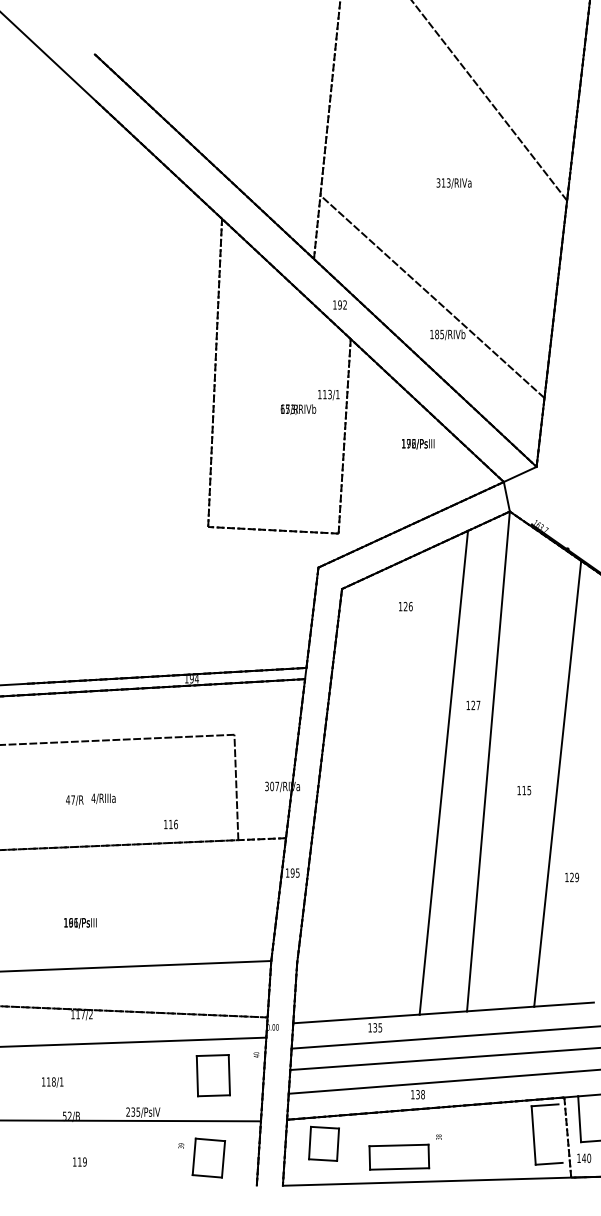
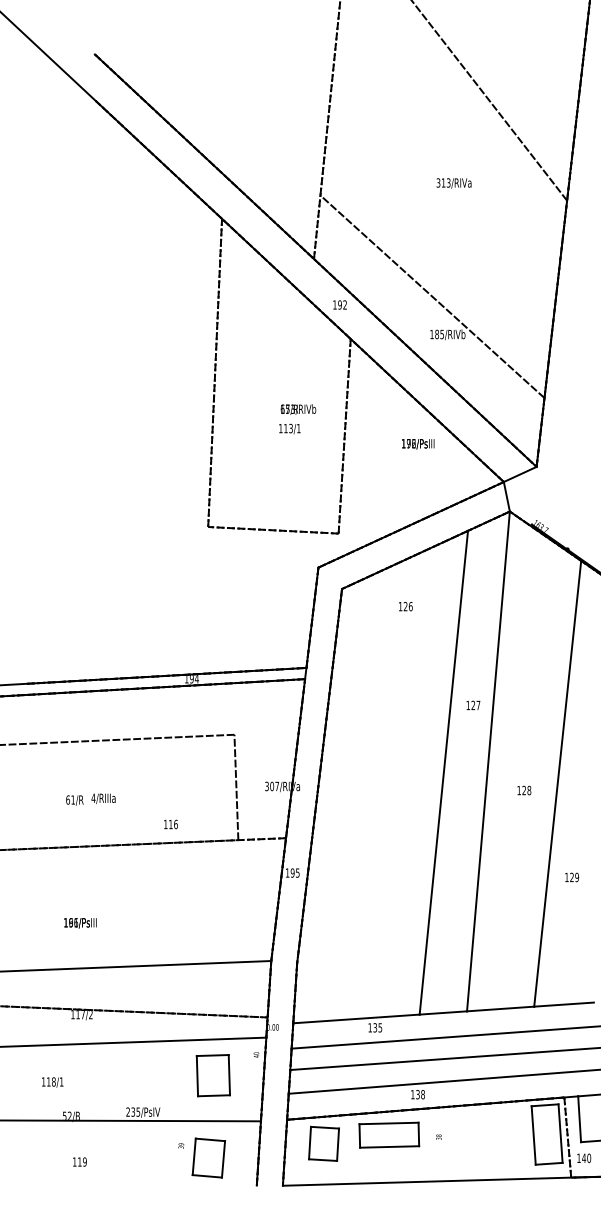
text position: (328, 394) -> (289, 428) (289, 428)
text: 115 -> 128 (526, 790)
text: 47/R -> 61/R (70, 799)
line: none -> present (560, 1133)
part position: (399, 1156) -> (389, 1134) (389, 1134)
